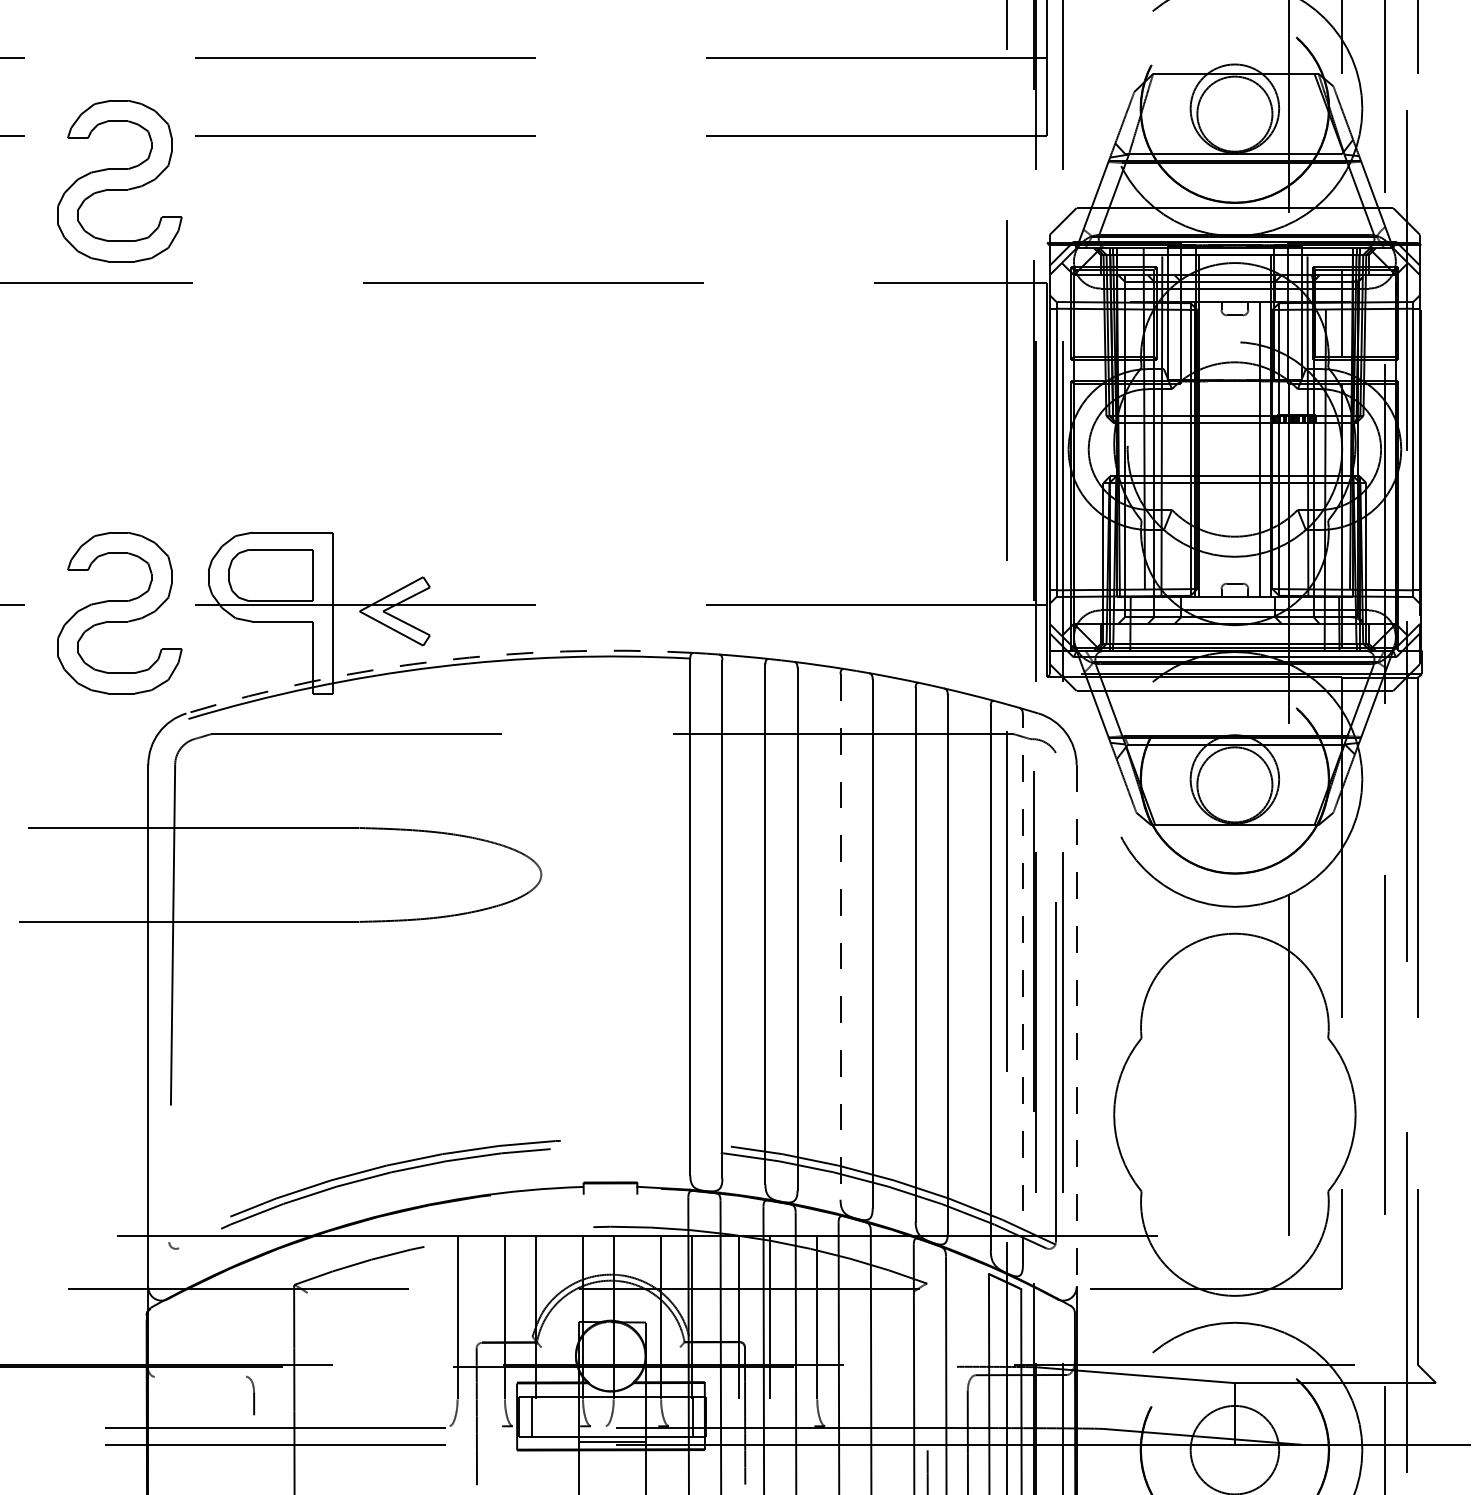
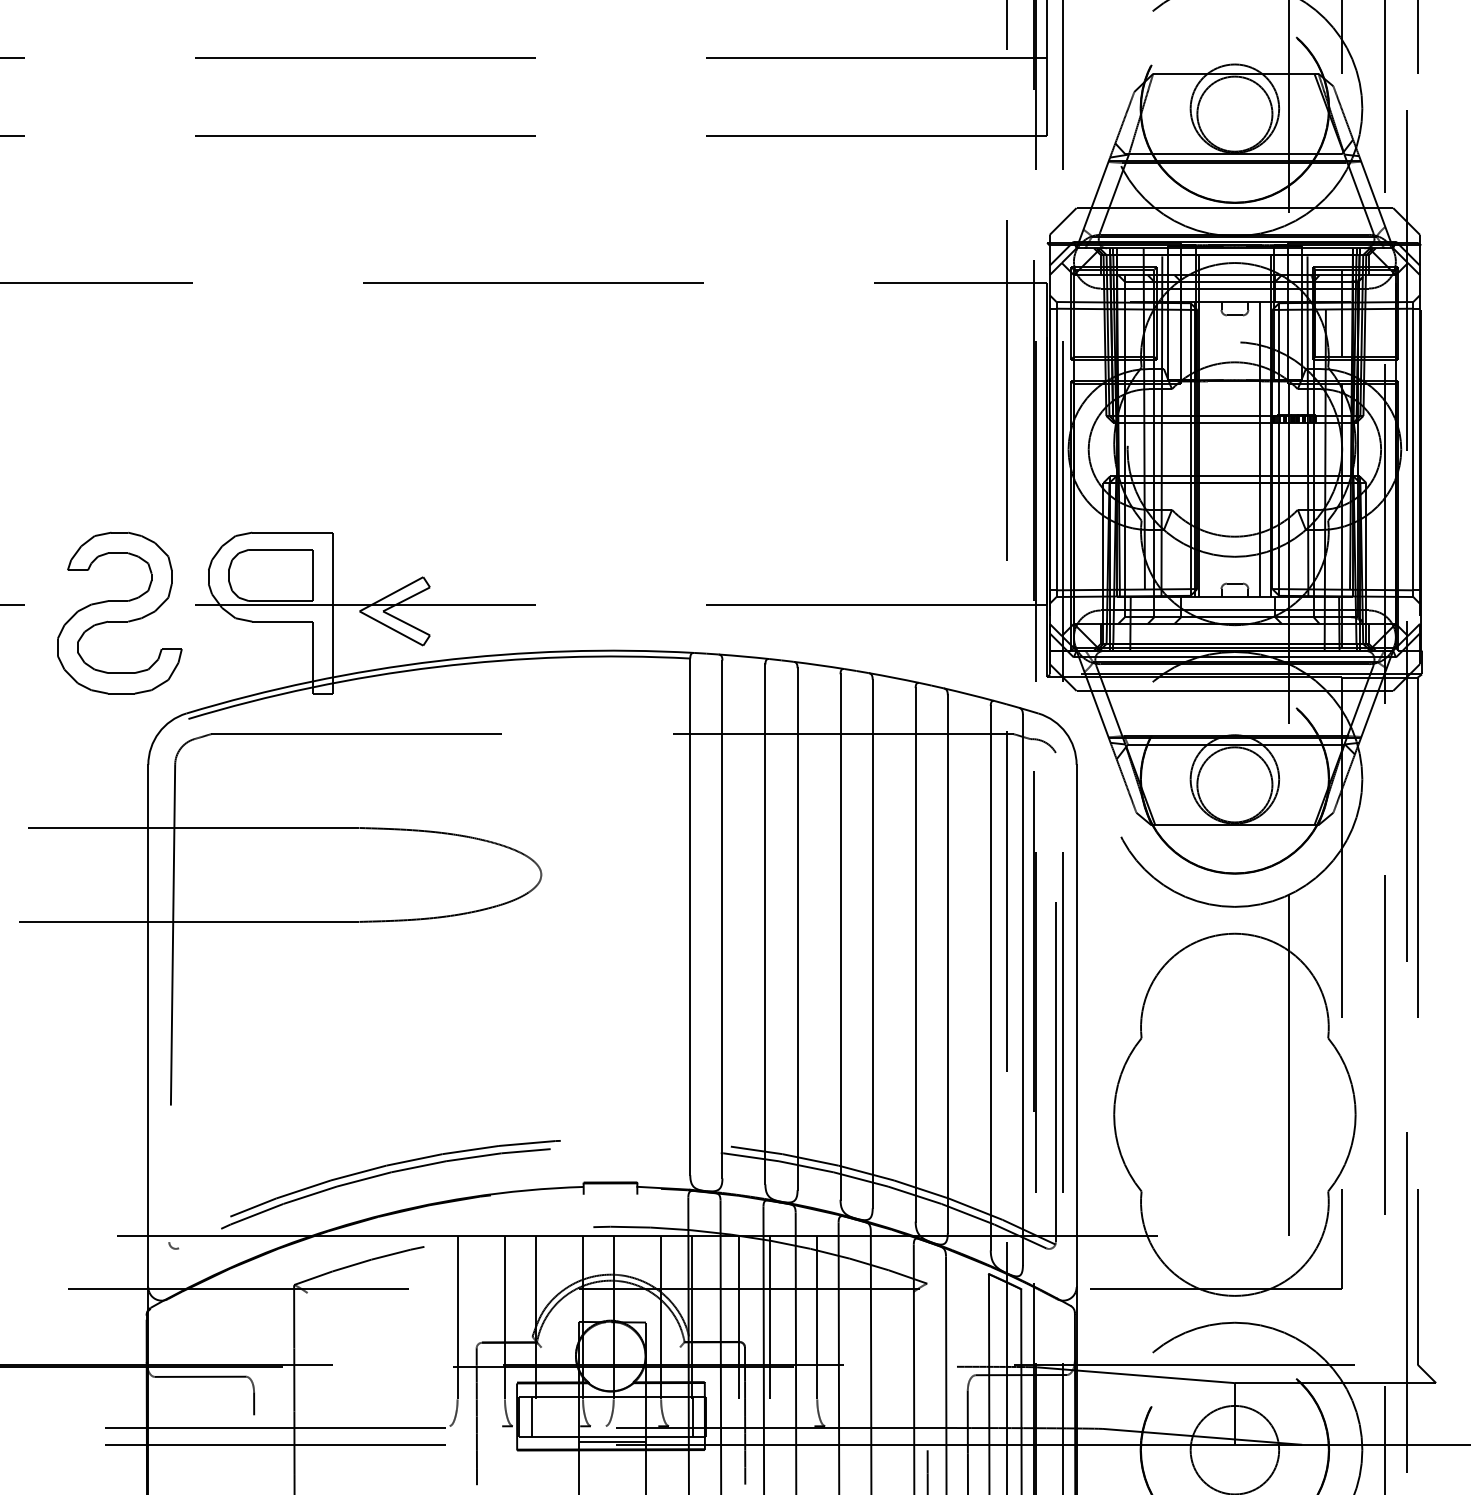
part: present -> none (119, 180)
arc: dashed -> solid (437, 661)
line: dashed -> solid (840, 937)
line: dashed -> solid (1022, 989)
line: dashed -> solid (1076, 1026)
line: none -> present (200, 1376)
